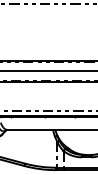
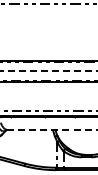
line: solid -> dashed (48, 71)
line: solid -> dashed (52, 129)
